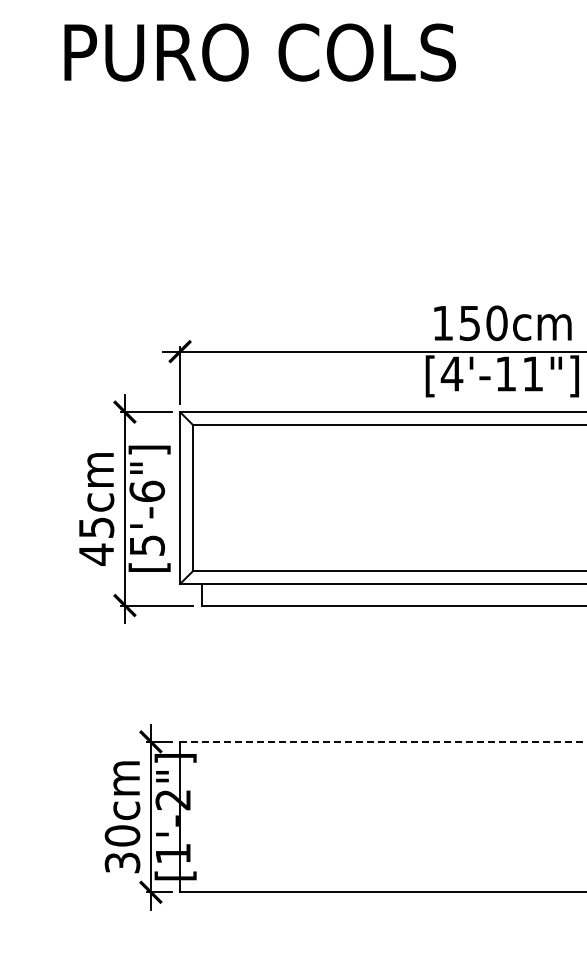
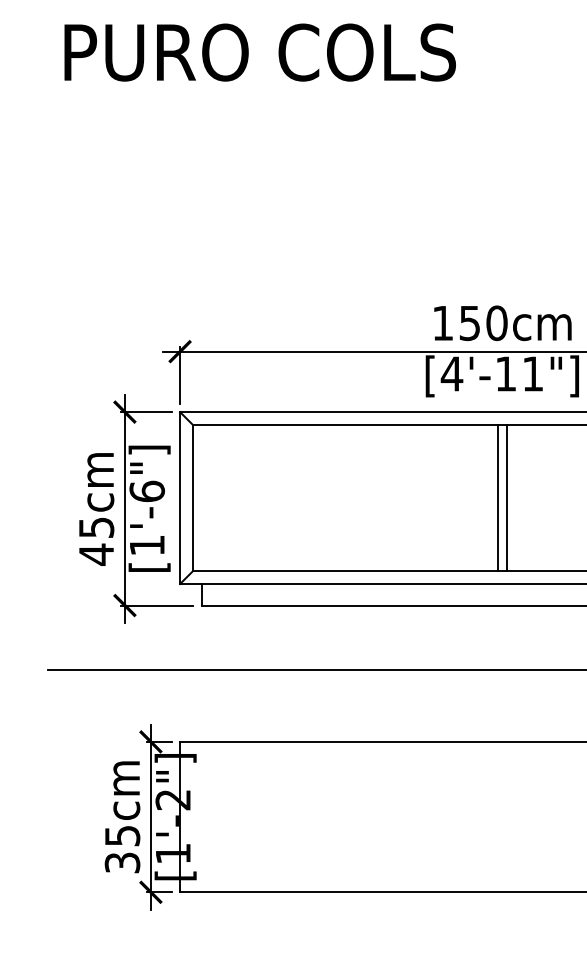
line: none -> present (498, 498)
line: none -> present (506, 498)
text: [5'-6"] -> [1'-6"] (147, 545)
line: none -> present (315, 670)
line: dashed -> solid (383, 741)
text: 30cm -> 35cm (122, 835)
